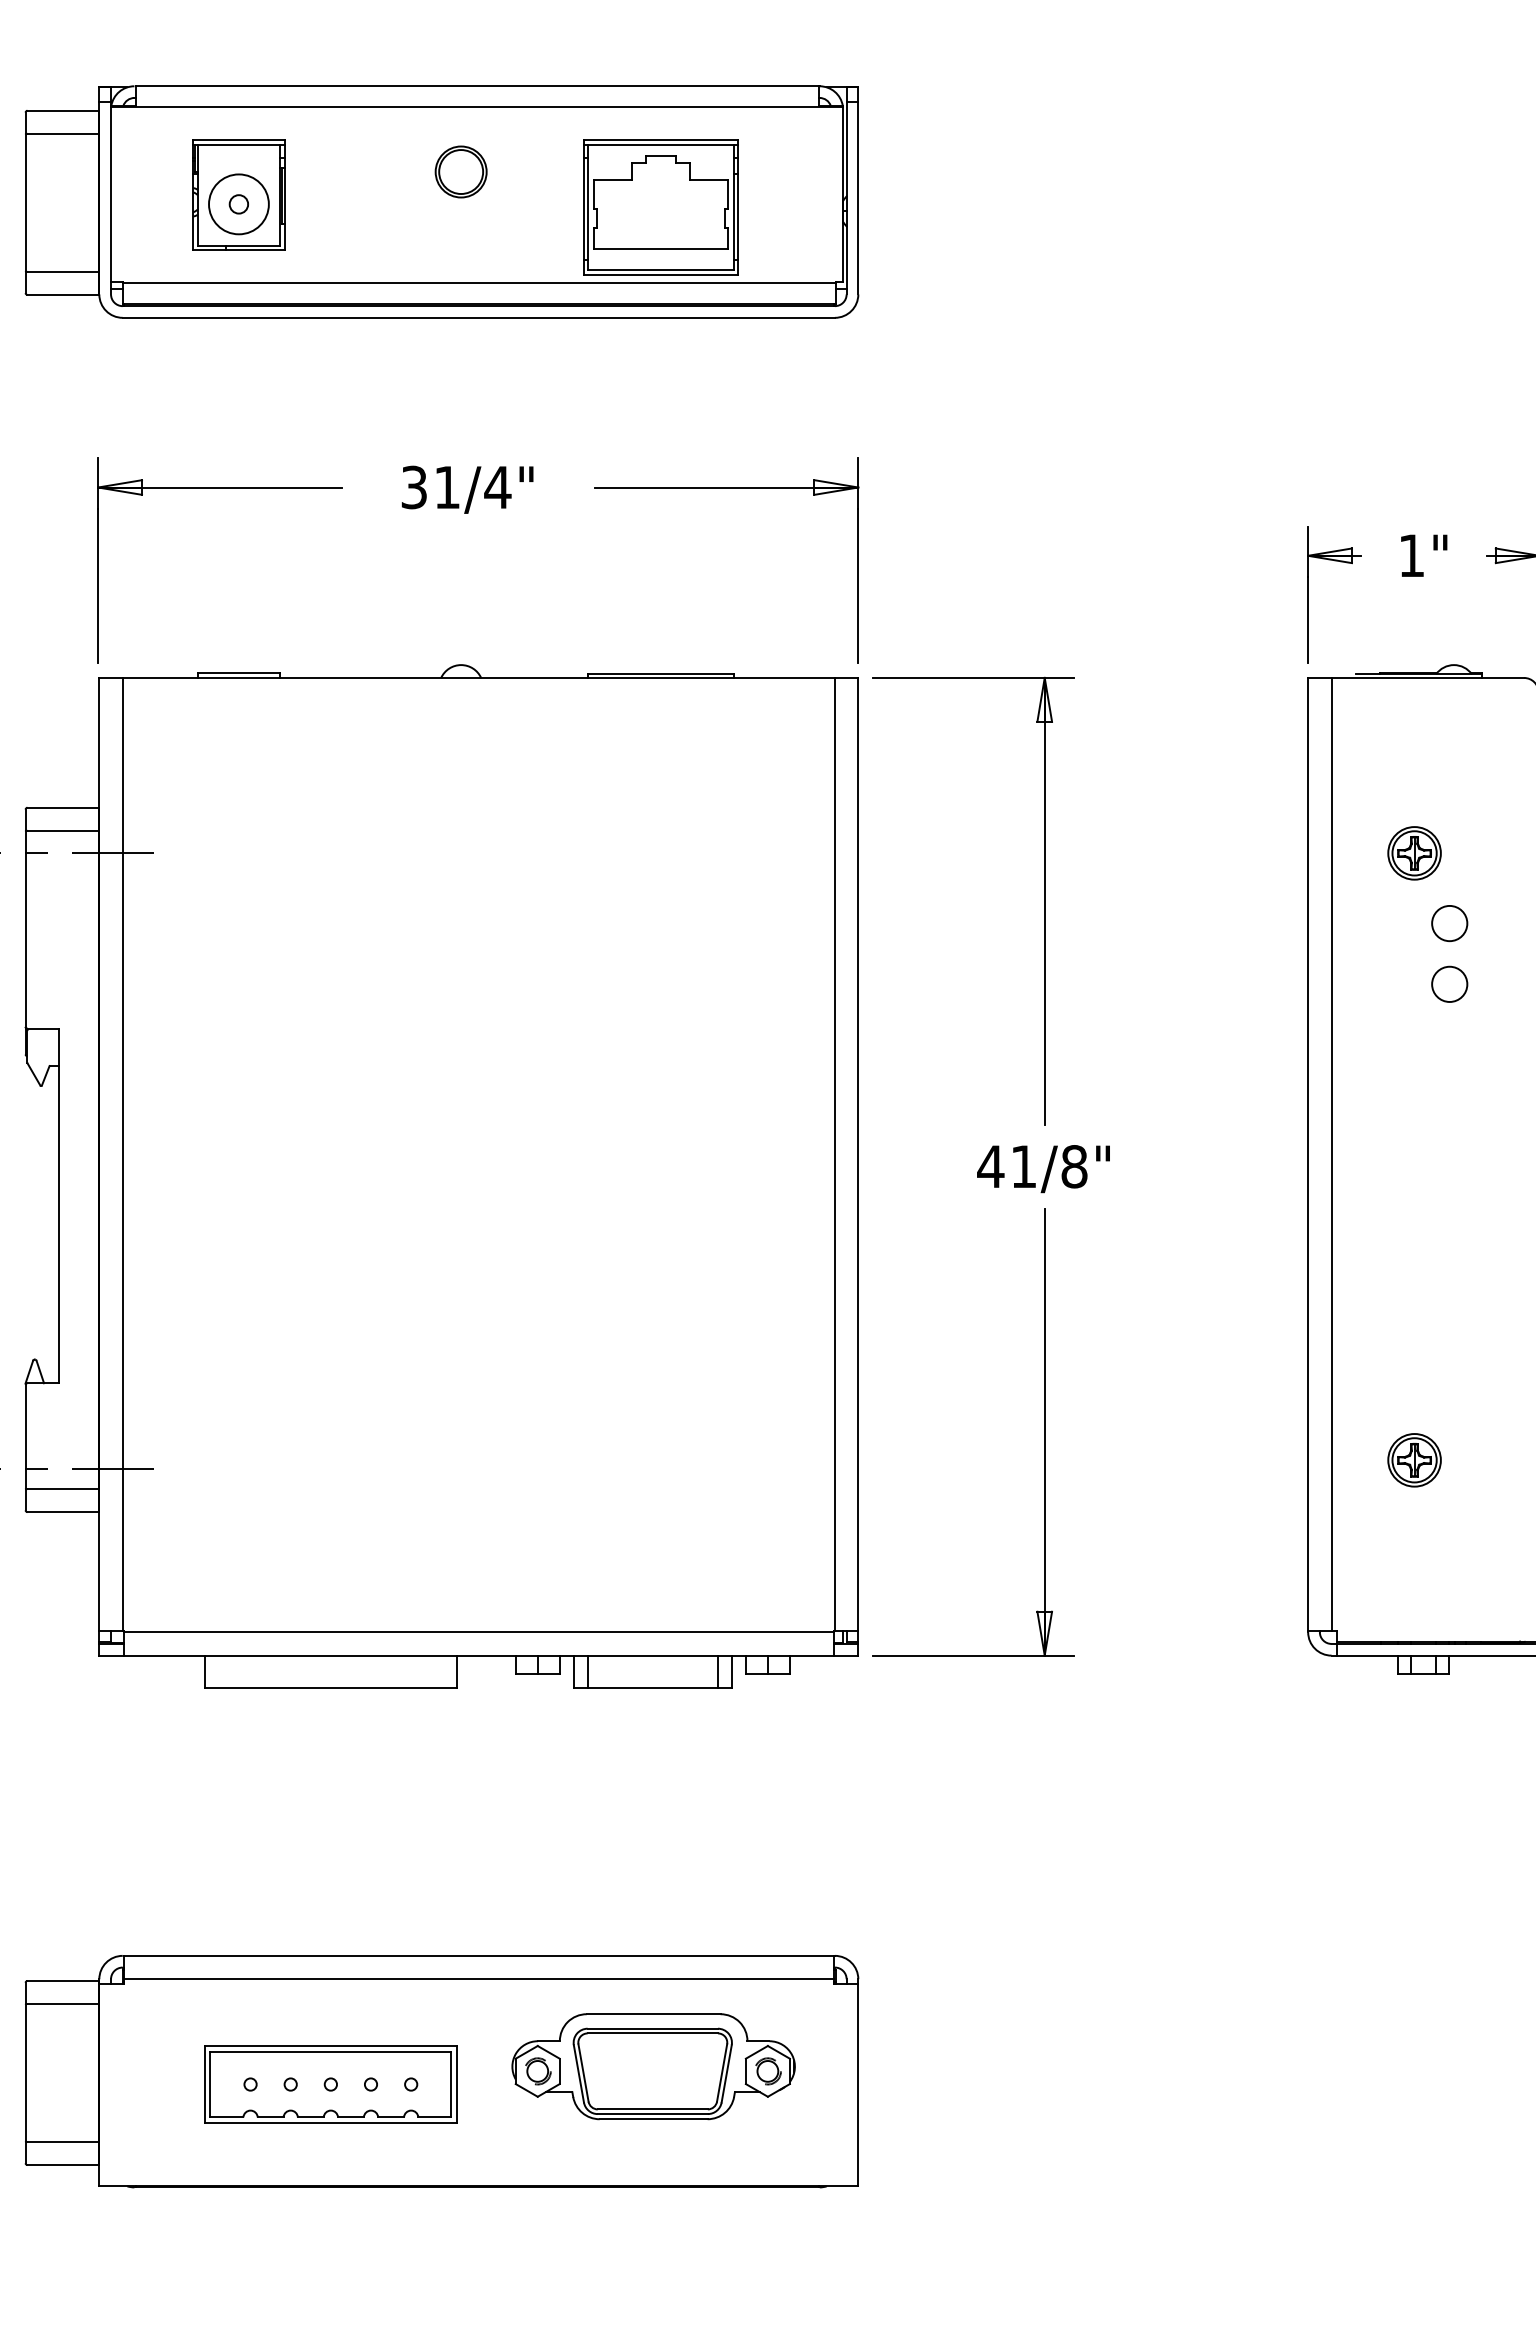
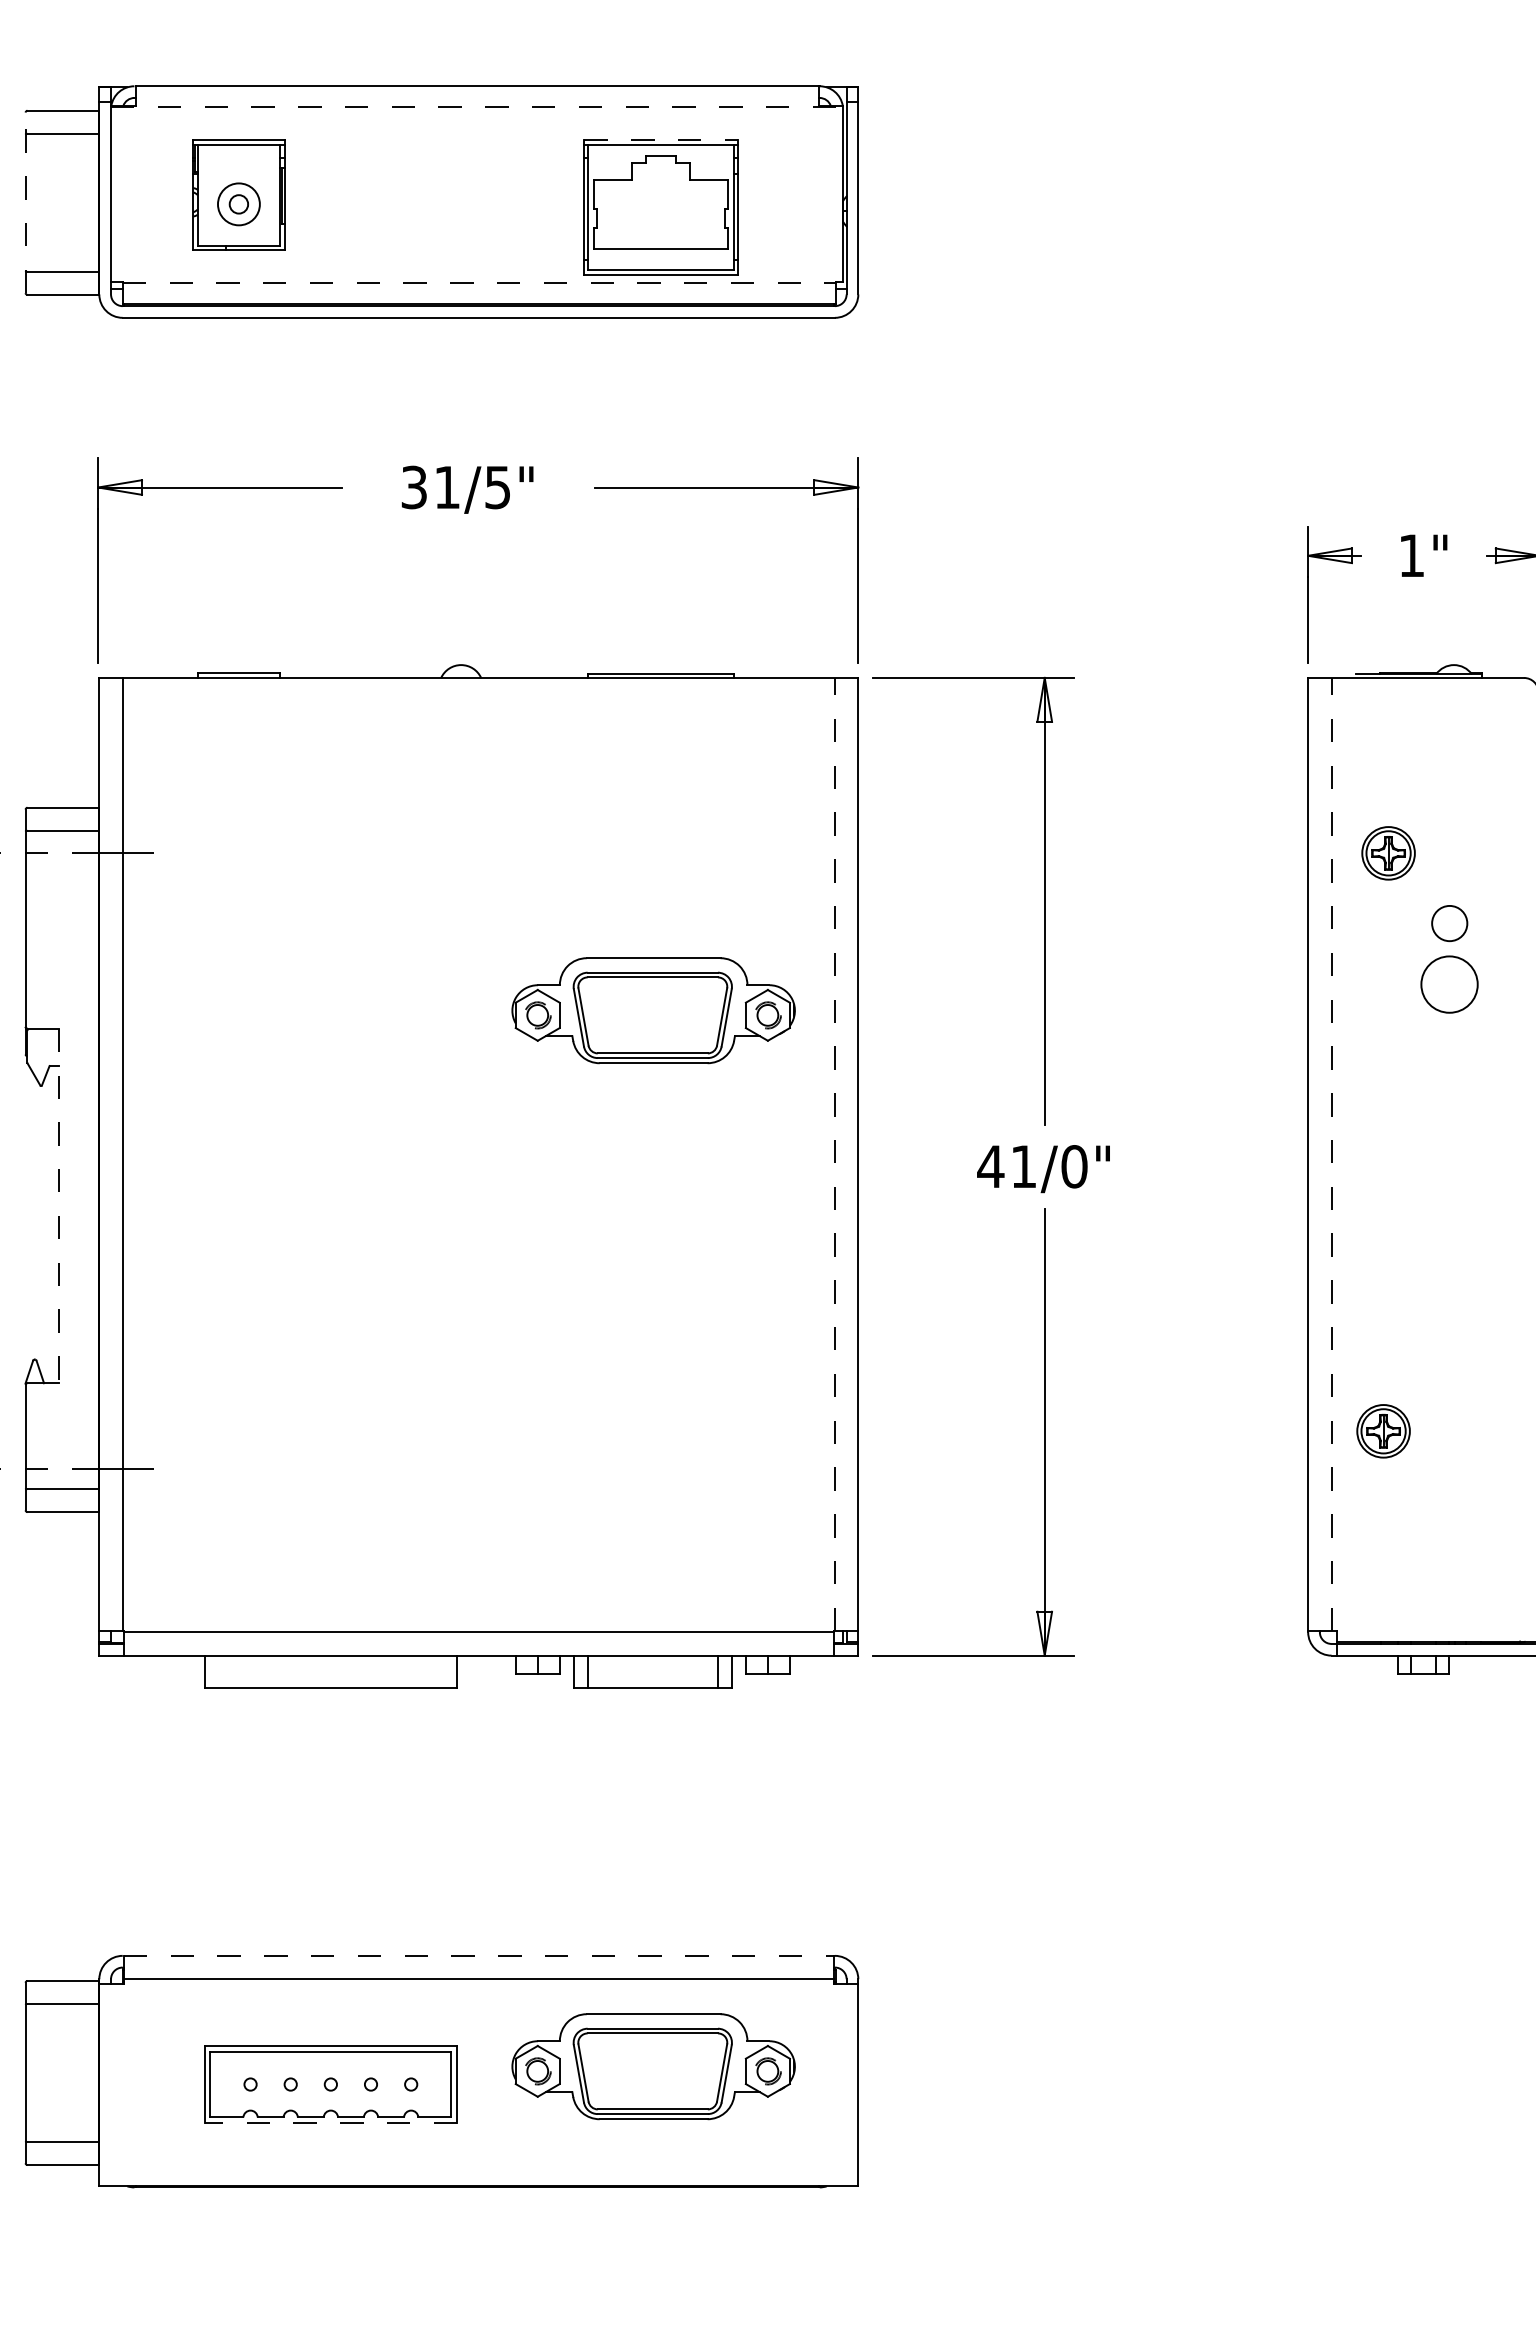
line: solid -> dashed (477, 107)
line: solid -> dashed (661, 140)
part: present -> none (460, 171)
line: solid -> dashed (25, 202)
circle diameter: 60 px -> 42 px (238, 204)
line: solid -> dashed (479, 282)
text: 31/4" -> 31/5" (497, 487)
part position: (1414, 853) -> (1388, 853) (1388, 853)
circle size: 38x38 px -> 59x59 px (1449, 984)
part: none -> present (653, 1010)
line: solid -> dashed (834, 1154)
line: solid -> dashed (1331, 1154)
text: 41/8" -> 41/0" (1074, 1166)
line: solid -> dashed (58, 1206)
part position: (1414, 1460) -> (1383, 1431) (1383, 1431)
line: solid -> dashed (479, 1955)
line: solid -> dashed (330, 2123)
